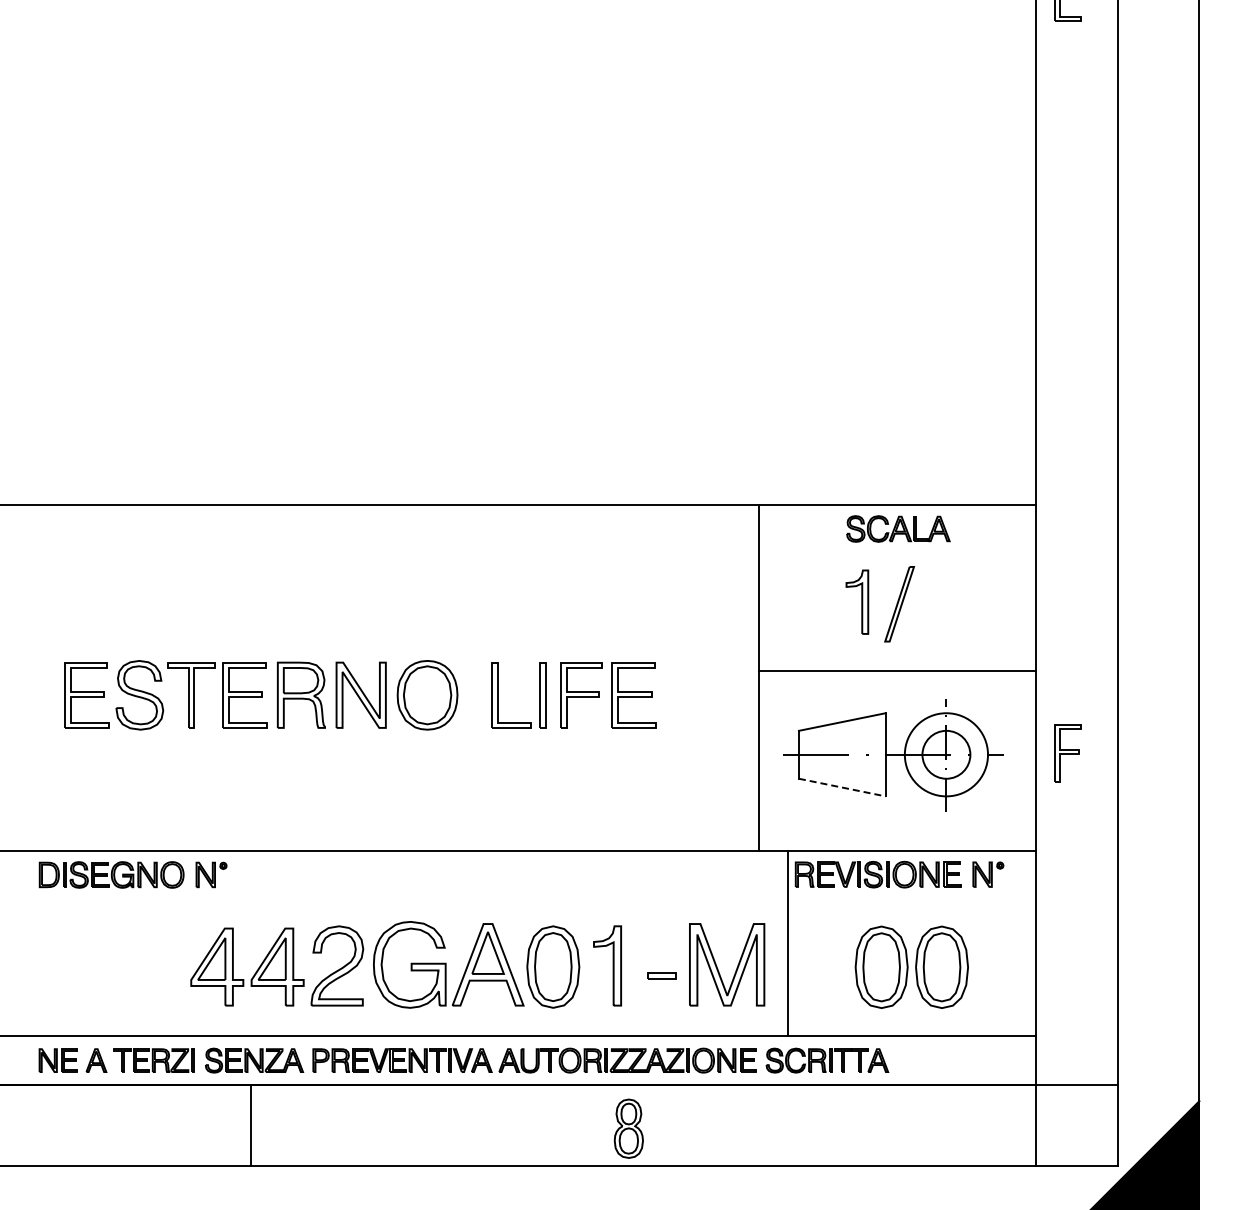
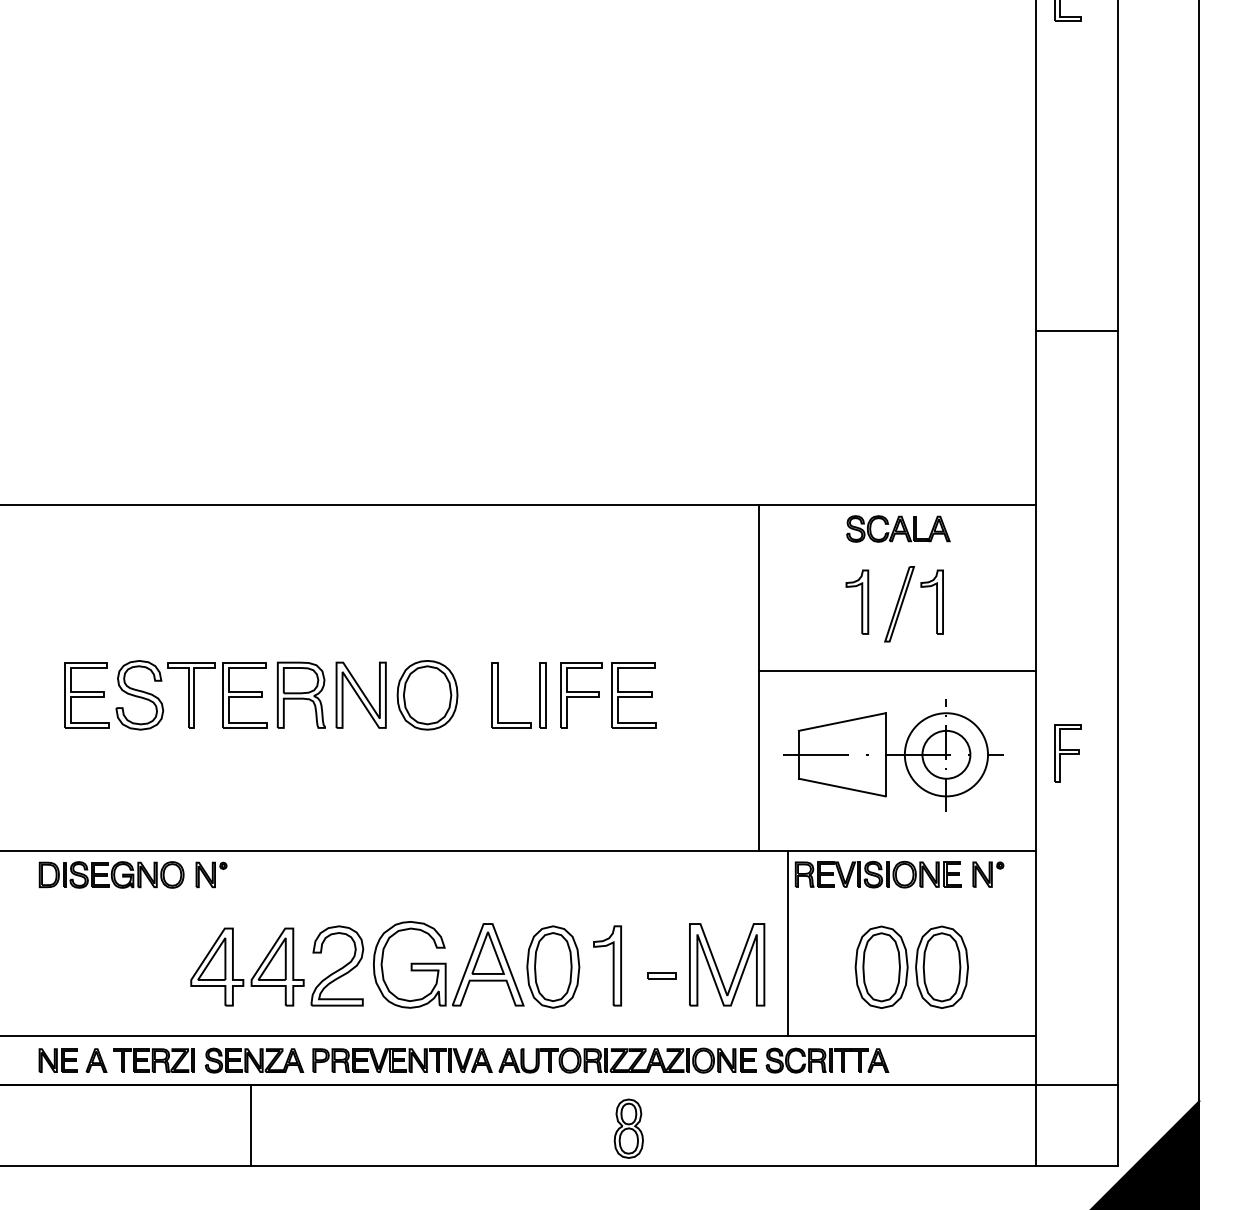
line: none -> present (1076, 331)
part: none -> present (931, 601)
line: dashed -> solid (842, 787)
